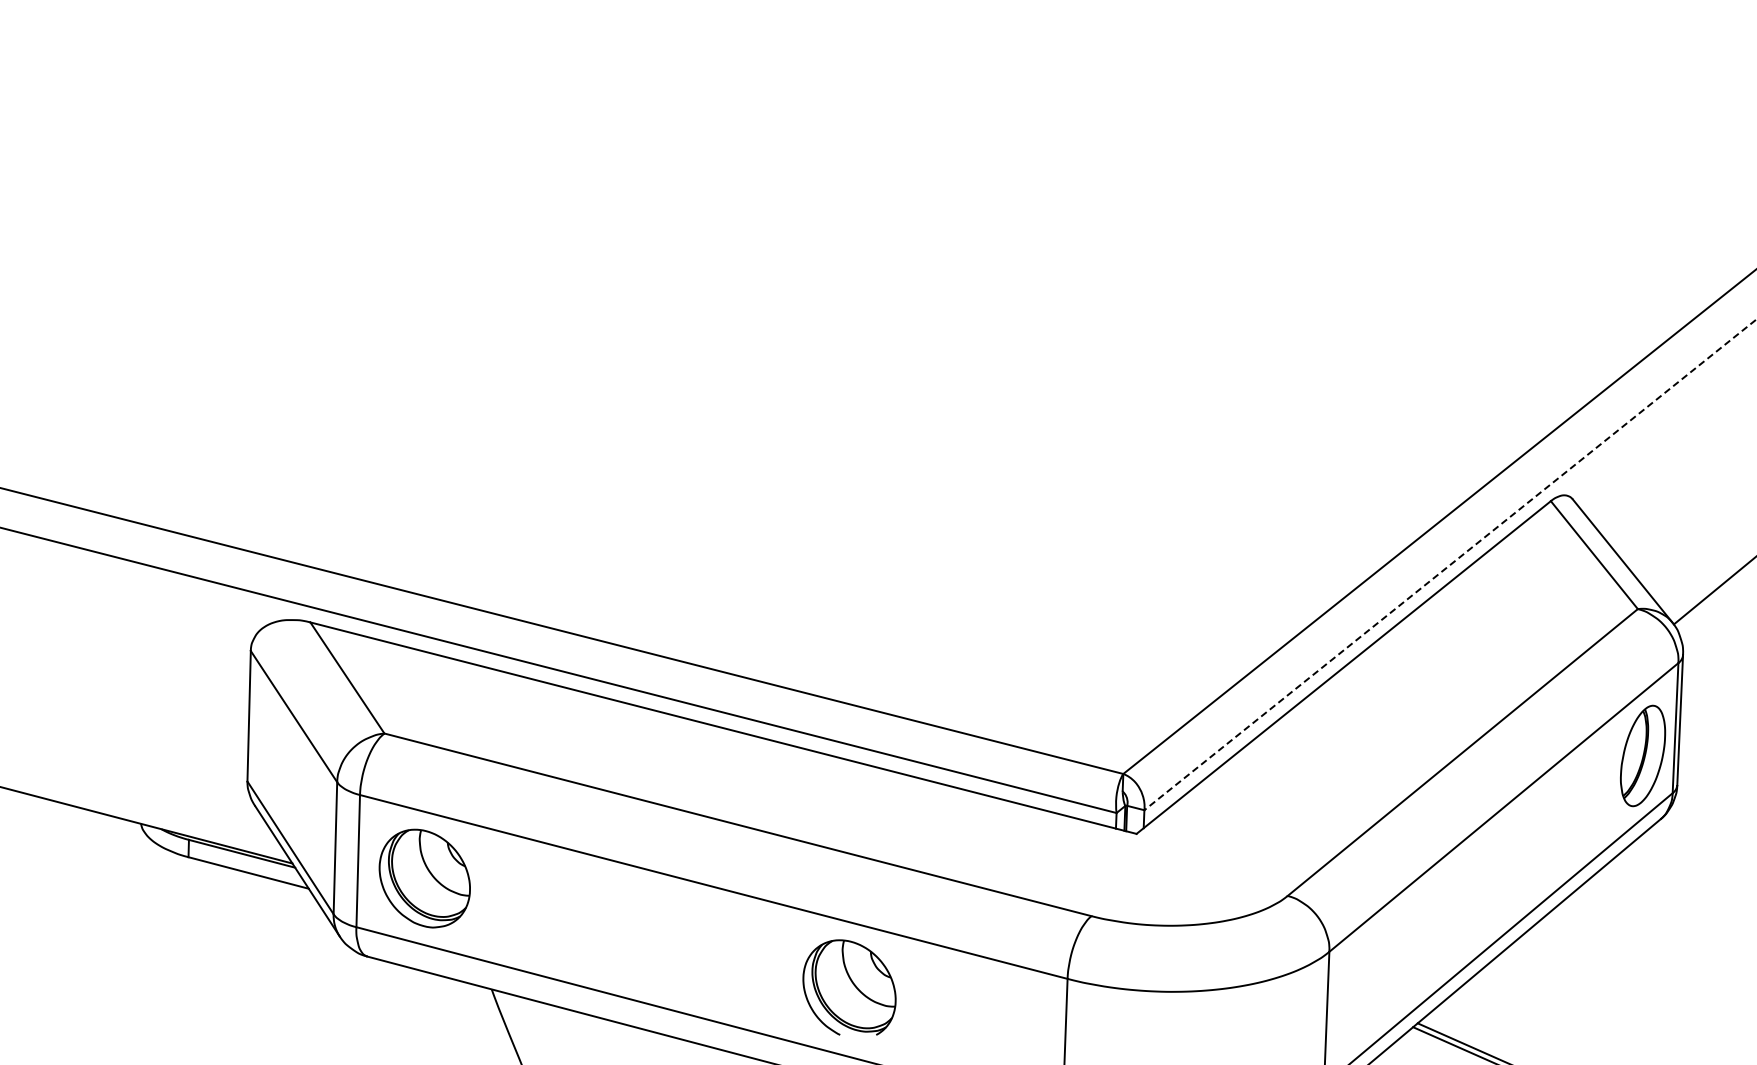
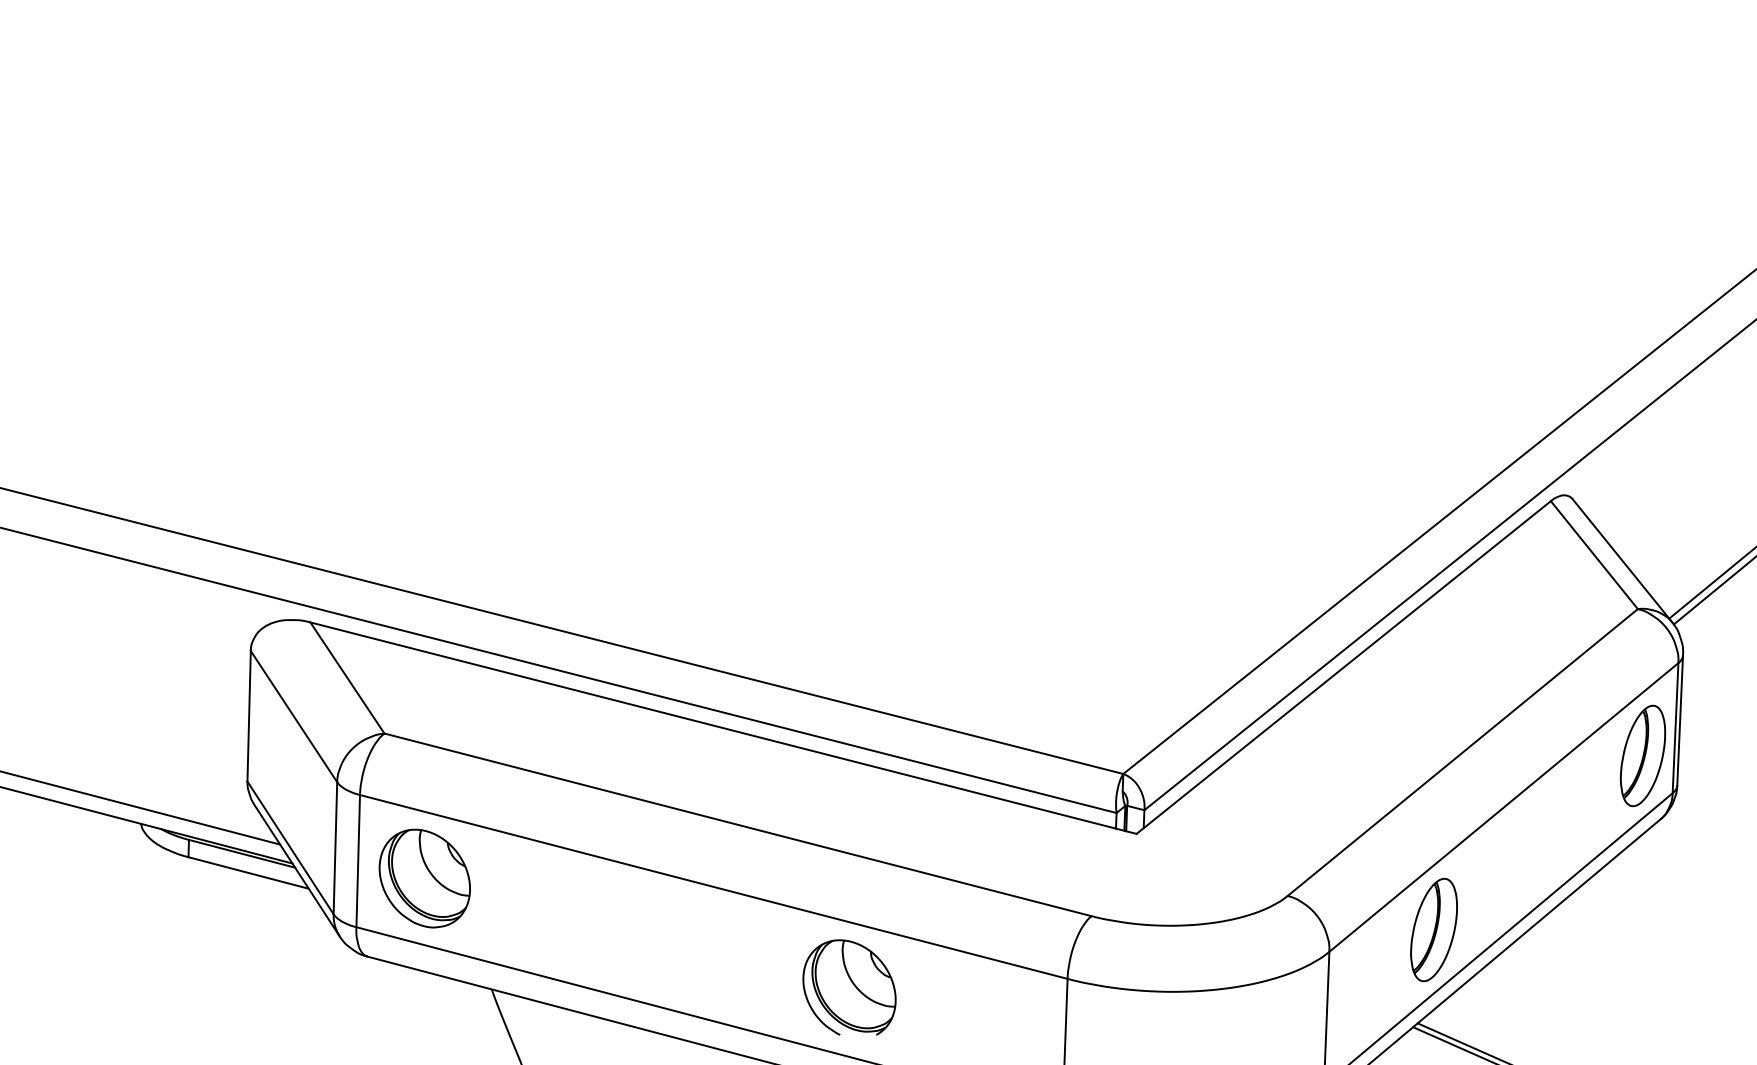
line: dashed -> solid (1450, 565)
line: none -> present (1711, 583)
line: none -> present (141, 807)
part: none -> present (1433, 929)
